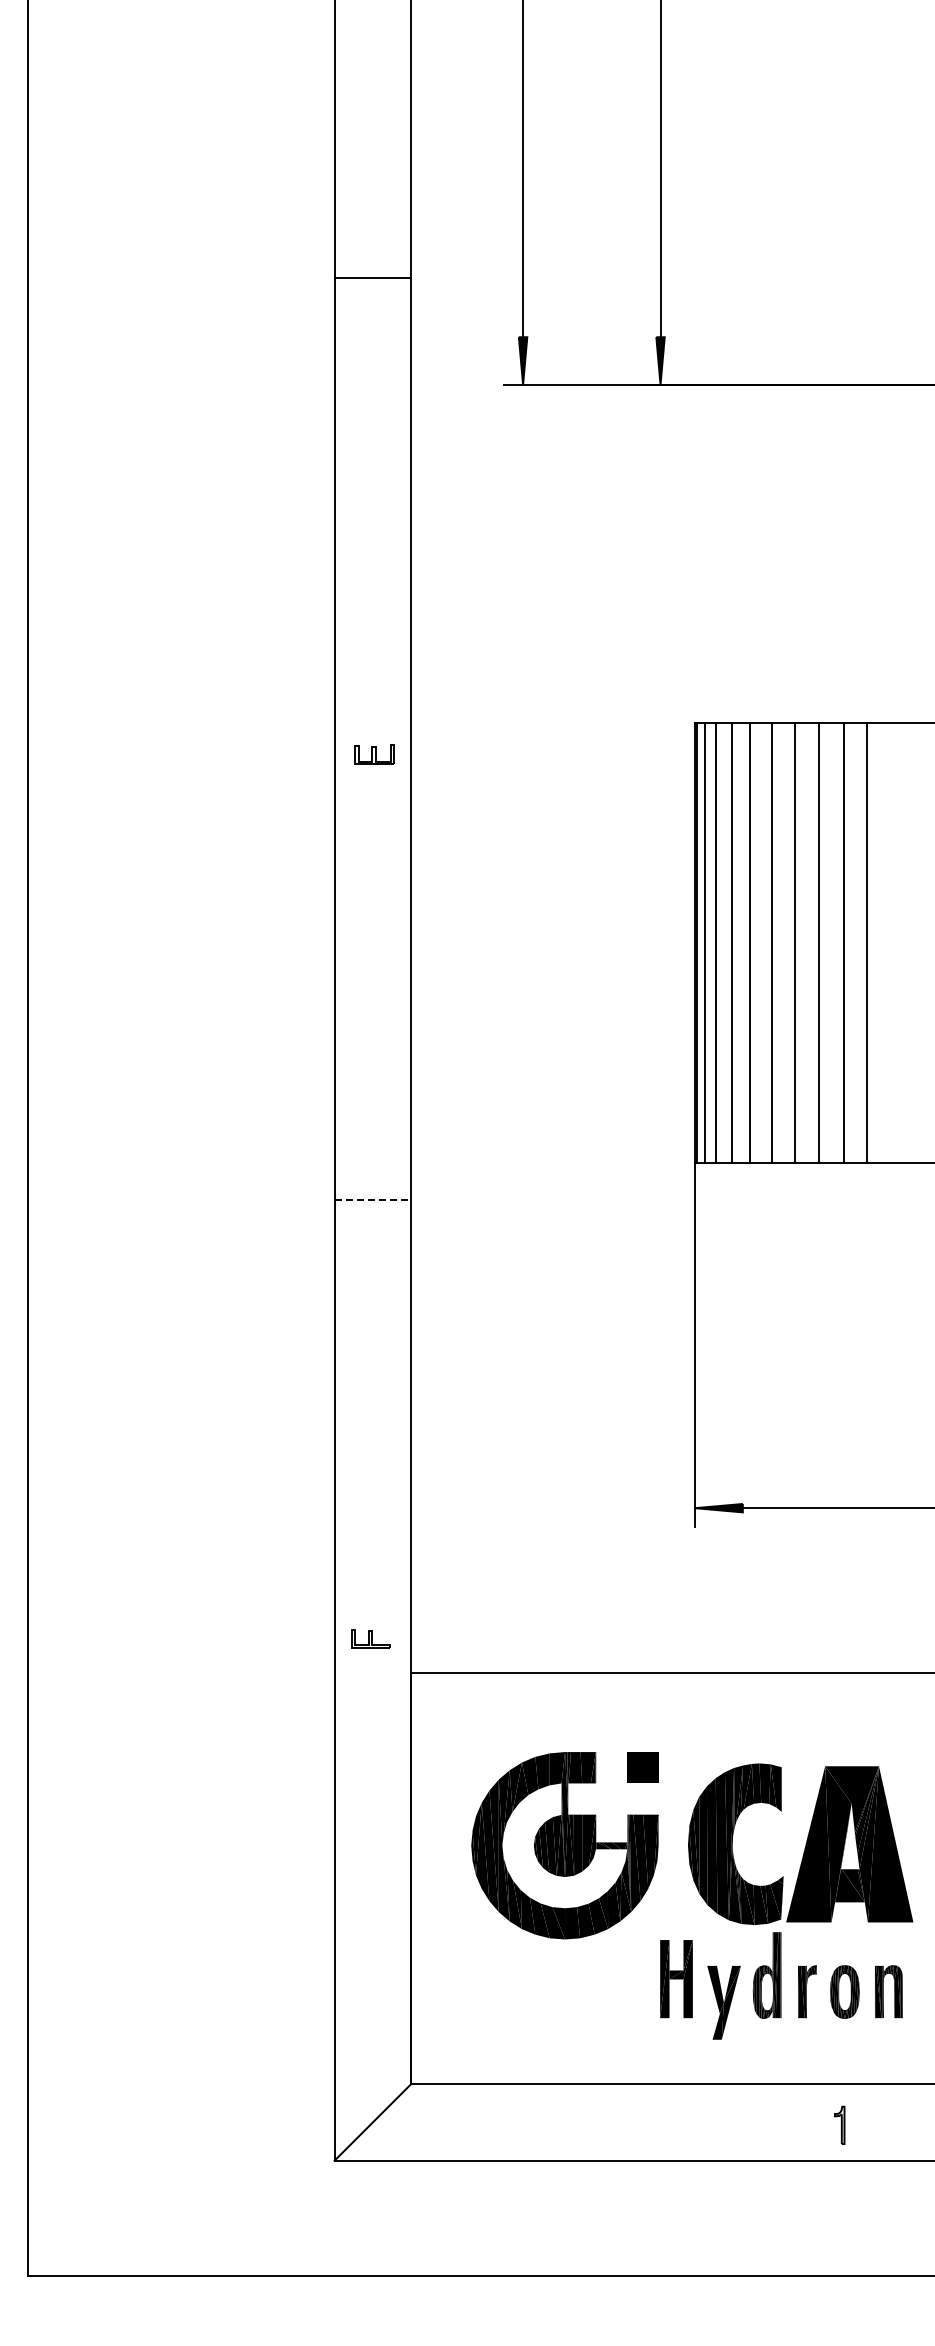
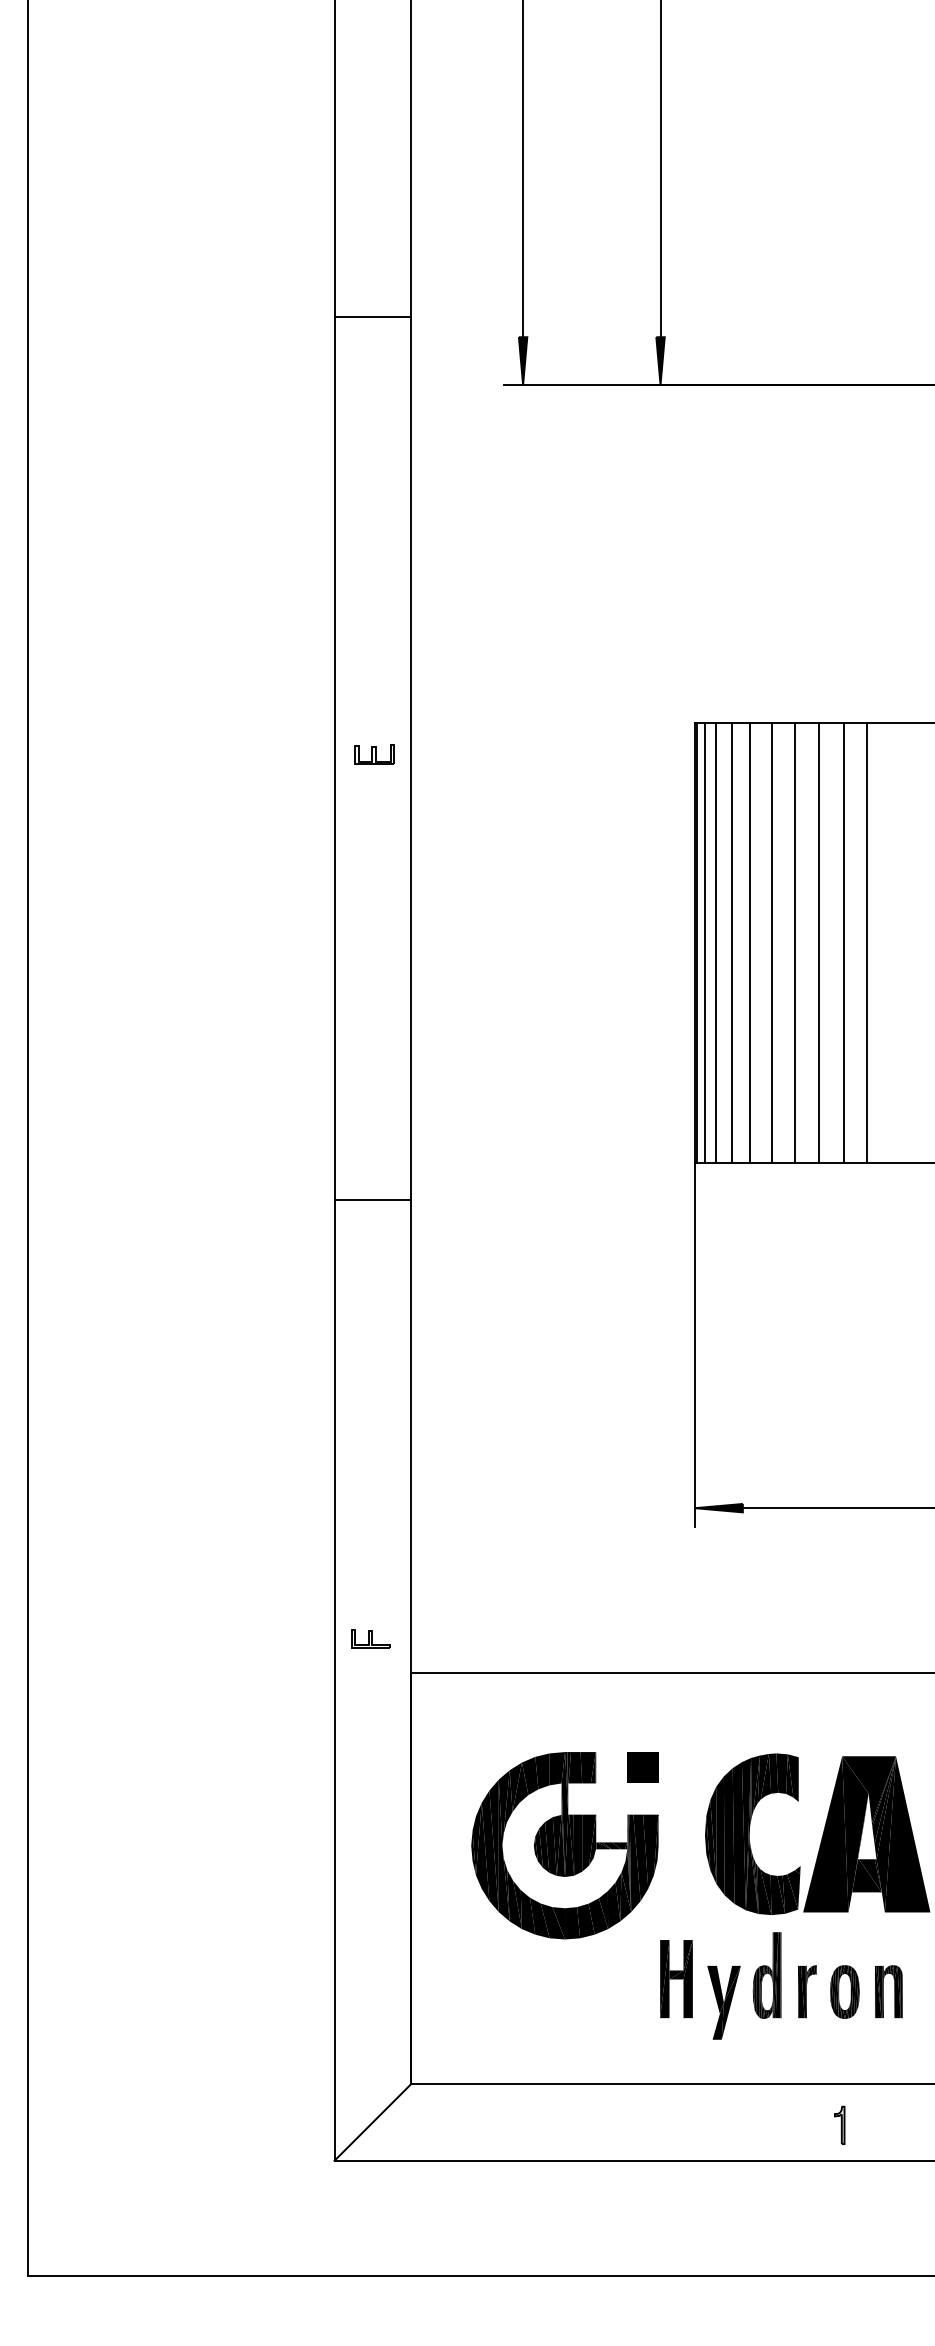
line position: (372, 277) -> (372, 316) (372, 316)
line: dashed -> solid (373, 1200)
part position: (800, 1844) -> (817, 1834) (817, 1834)
